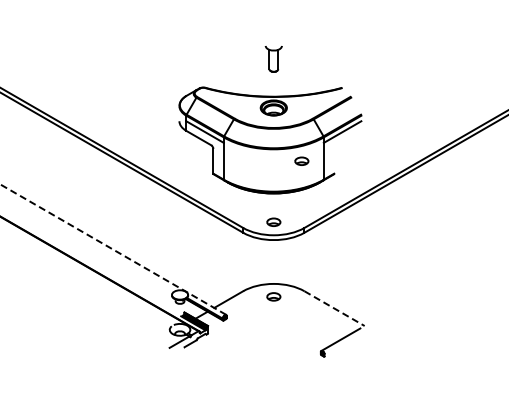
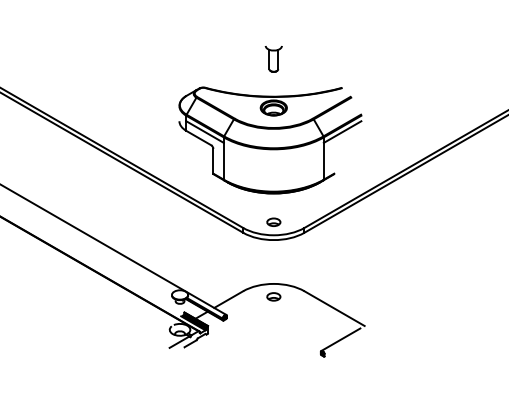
part: present -> none (301, 160)
line: dashed -> solid (113, 249)
line: dashed -> solid (334, 308)
